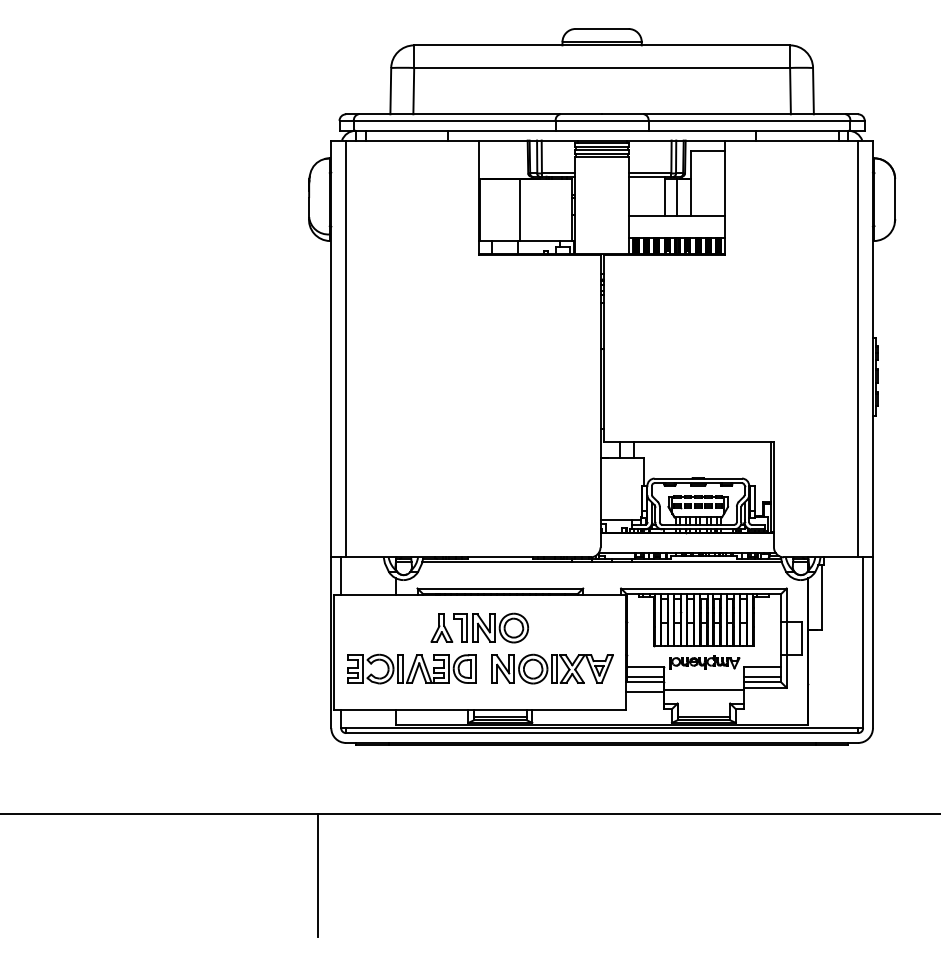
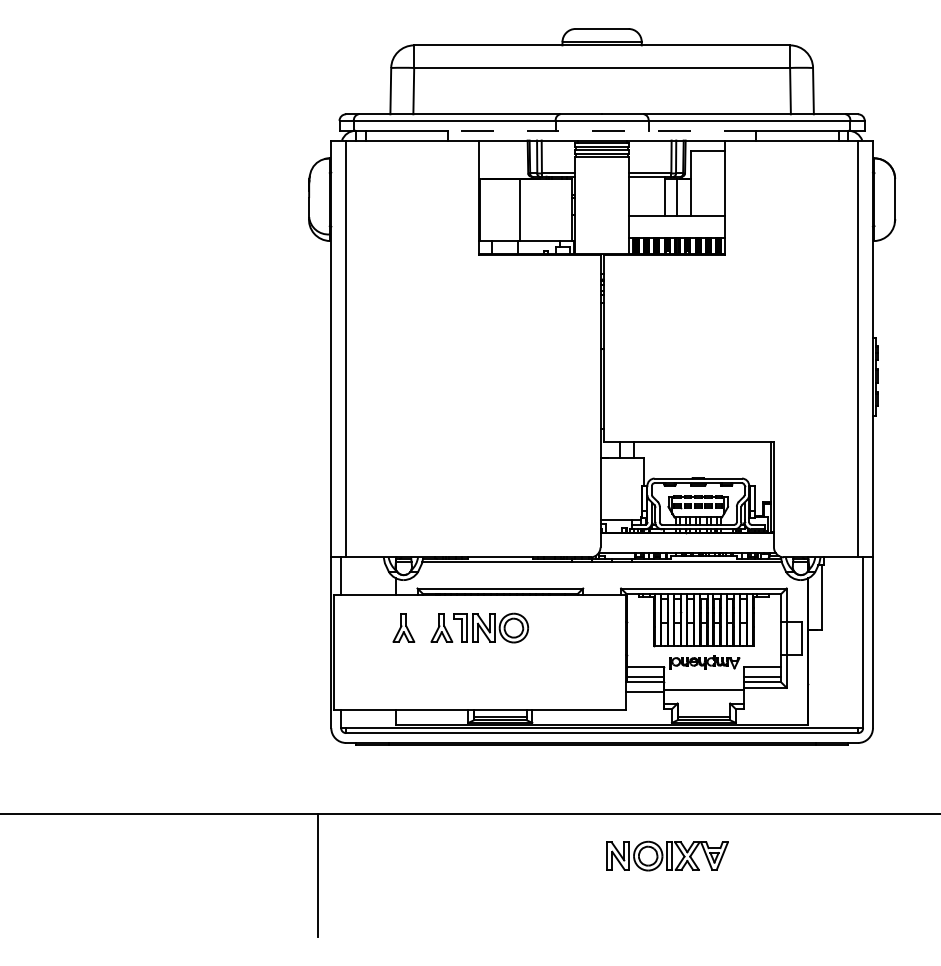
line: solid -> dashed (601, 130)
part: none -> present (403, 627)
part: present -> none (411, 668)
part position: (552, 668) -> (667, 855) (667, 855)
